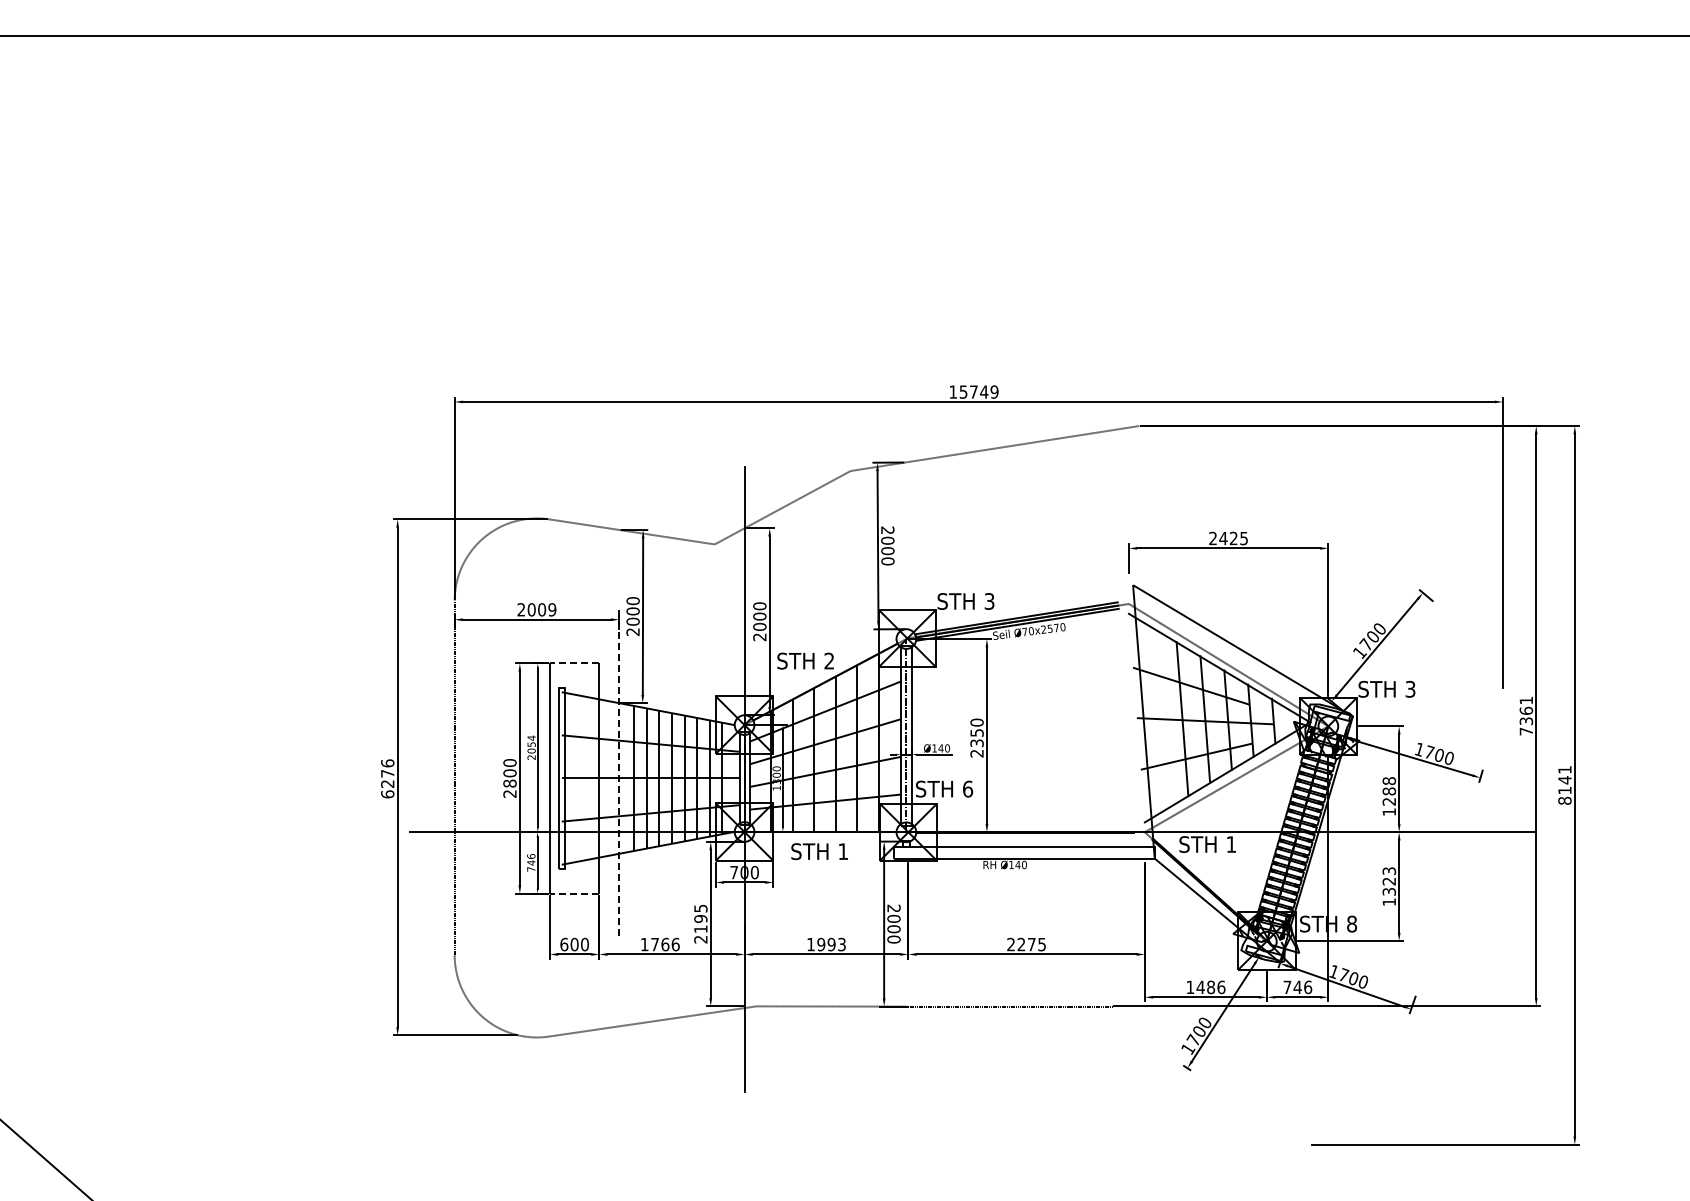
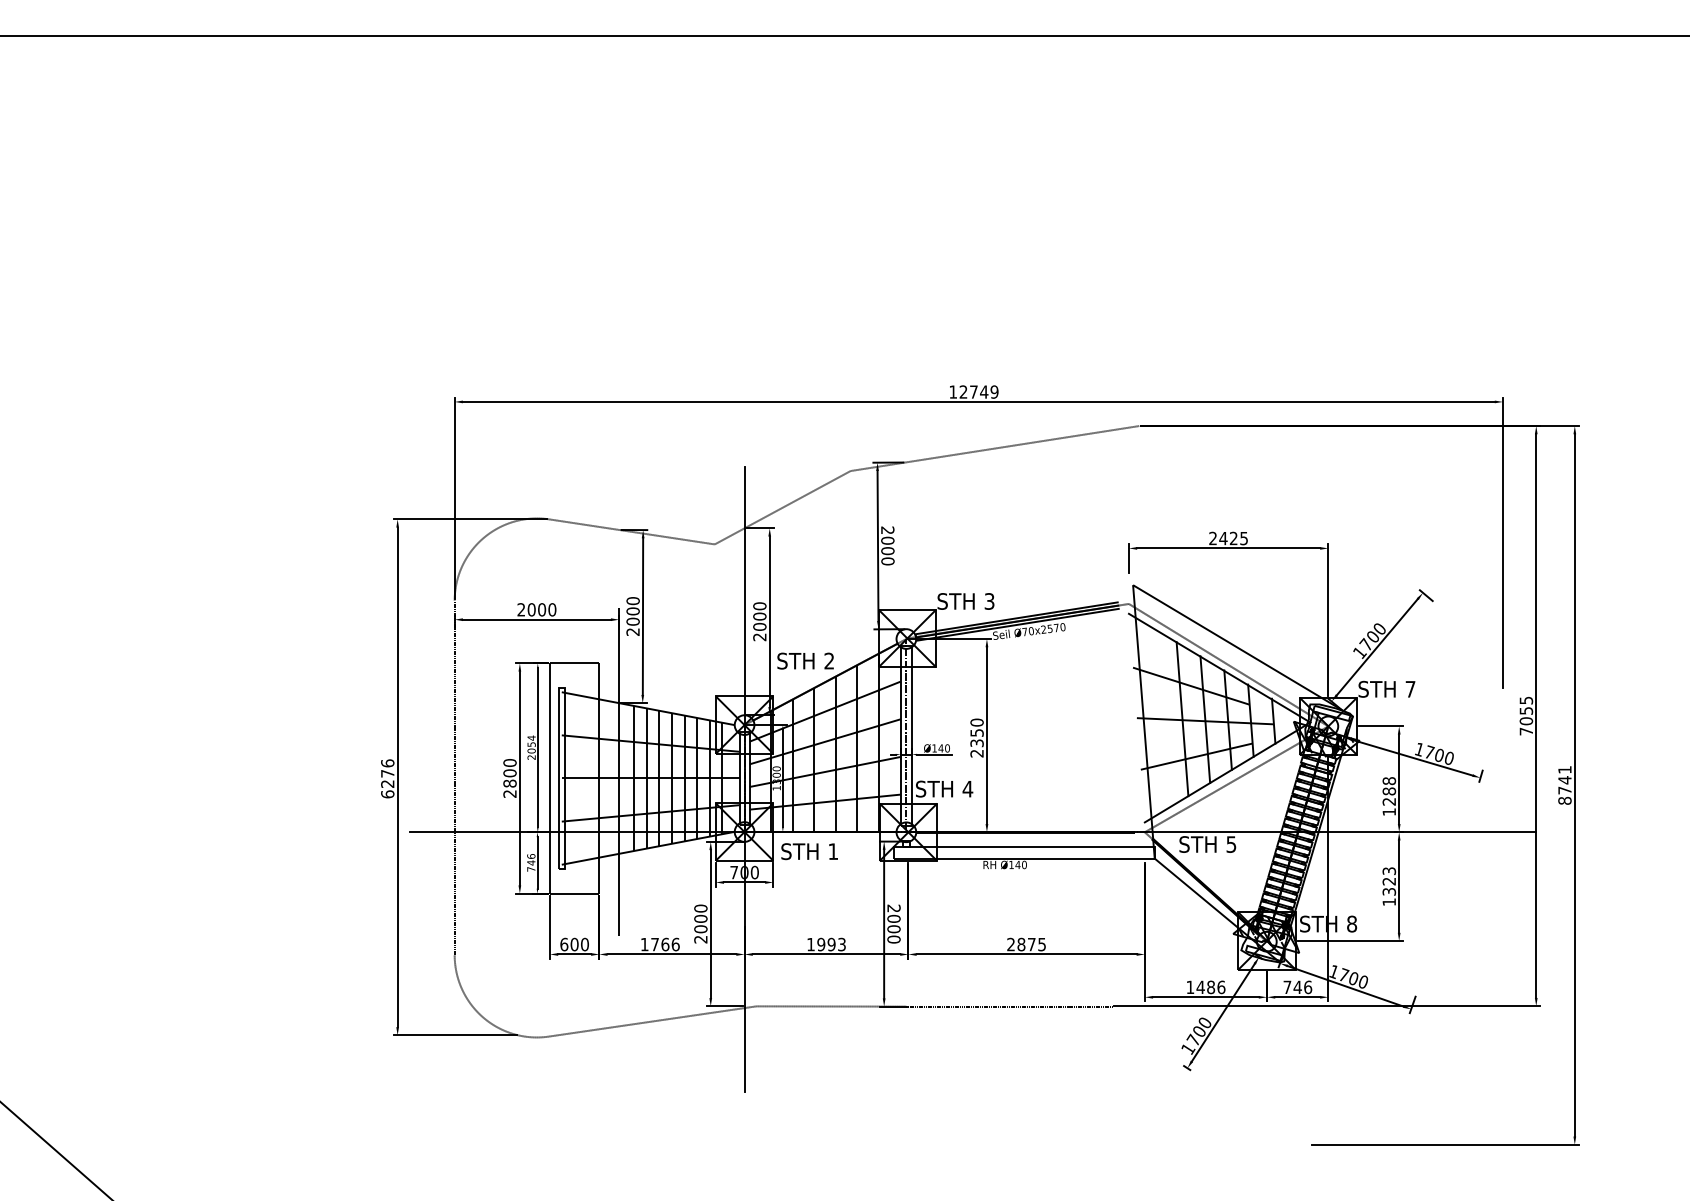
text: 15749 -> 12749 (963, 391)
text: 2009 -> 2000 (552, 609)
line: dashed -> solid (574, 663)
text: 3 -> 7 (1410, 688)
text: 7361 -> 7055 (1526, 710)
line: dashed -> solid (619, 772)
text: 6 -> 4 (967, 788)
text: 8141 -> 8741 (1564, 790)
text: 1 -> 5 (1231, 844)
text position: (819, 851) -> (809, 851) (809, 851)
line: dashed -> solid (574, 893)
text: 2195 -> 2000 (700, 918)
text: 2275 -> 2875 (1021, 944)
line position: (45, 1159) -> (55, 1150) (55, 1150)
